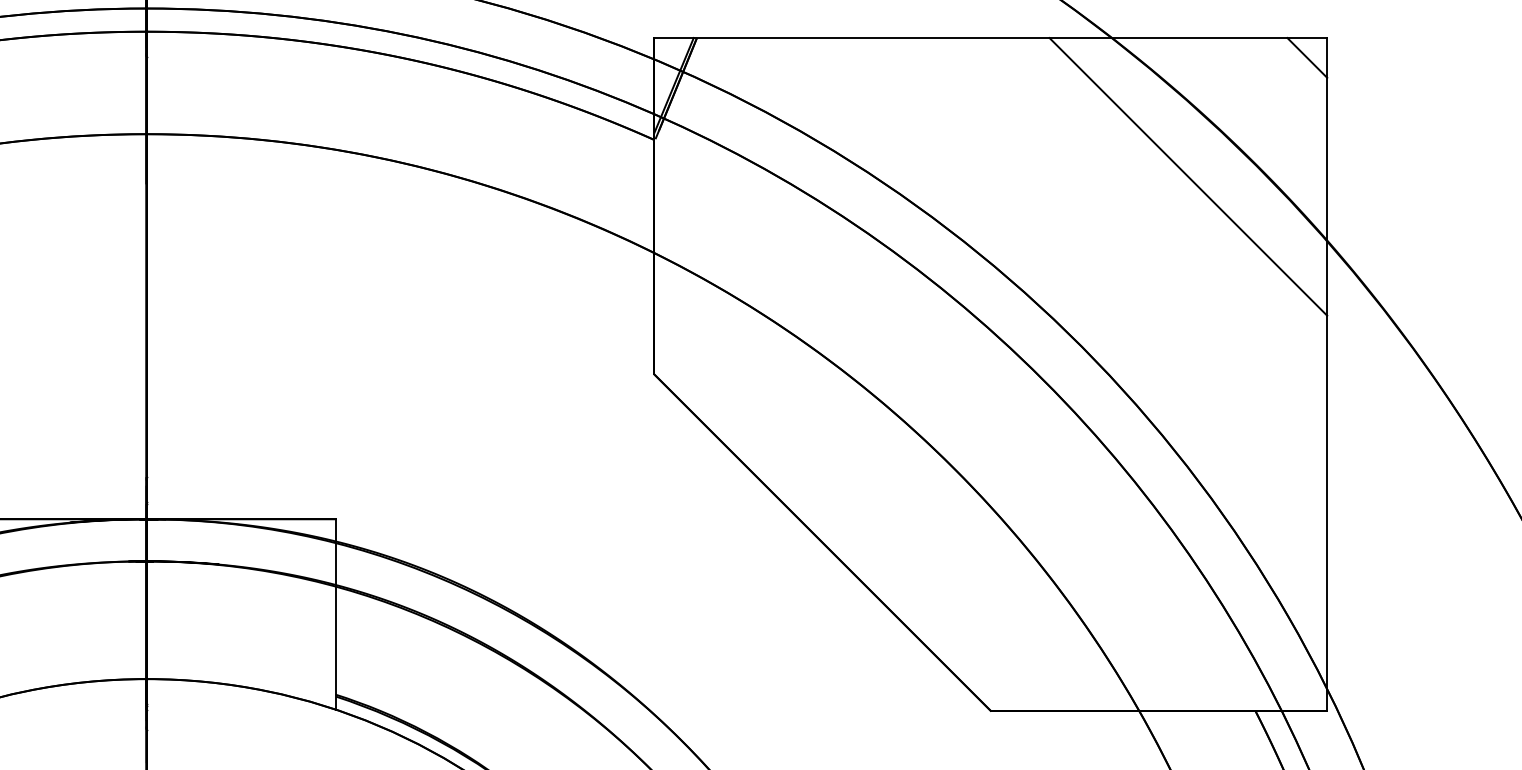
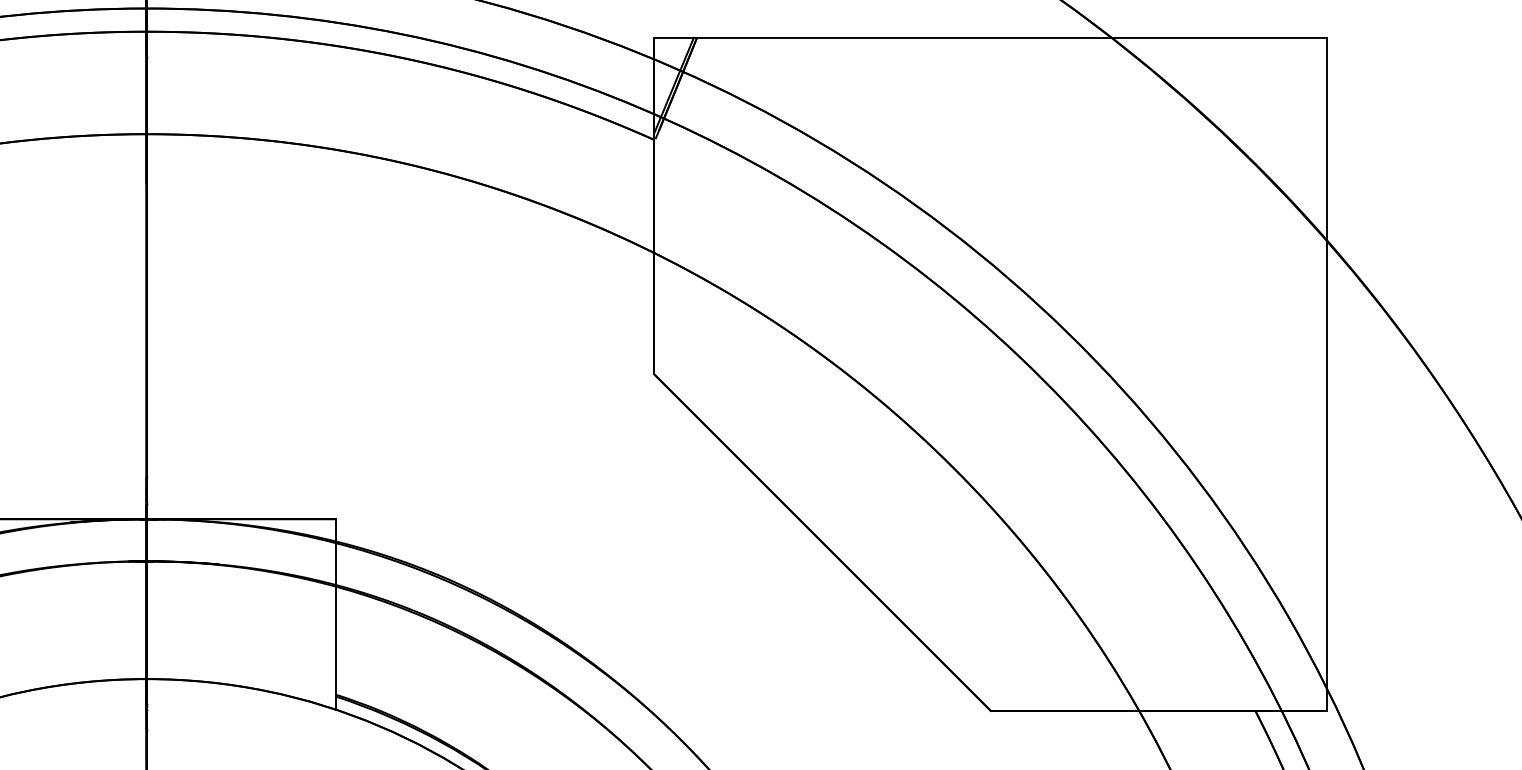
line: present -> none (1307, 57)
line: present -> none (1188, 176)
